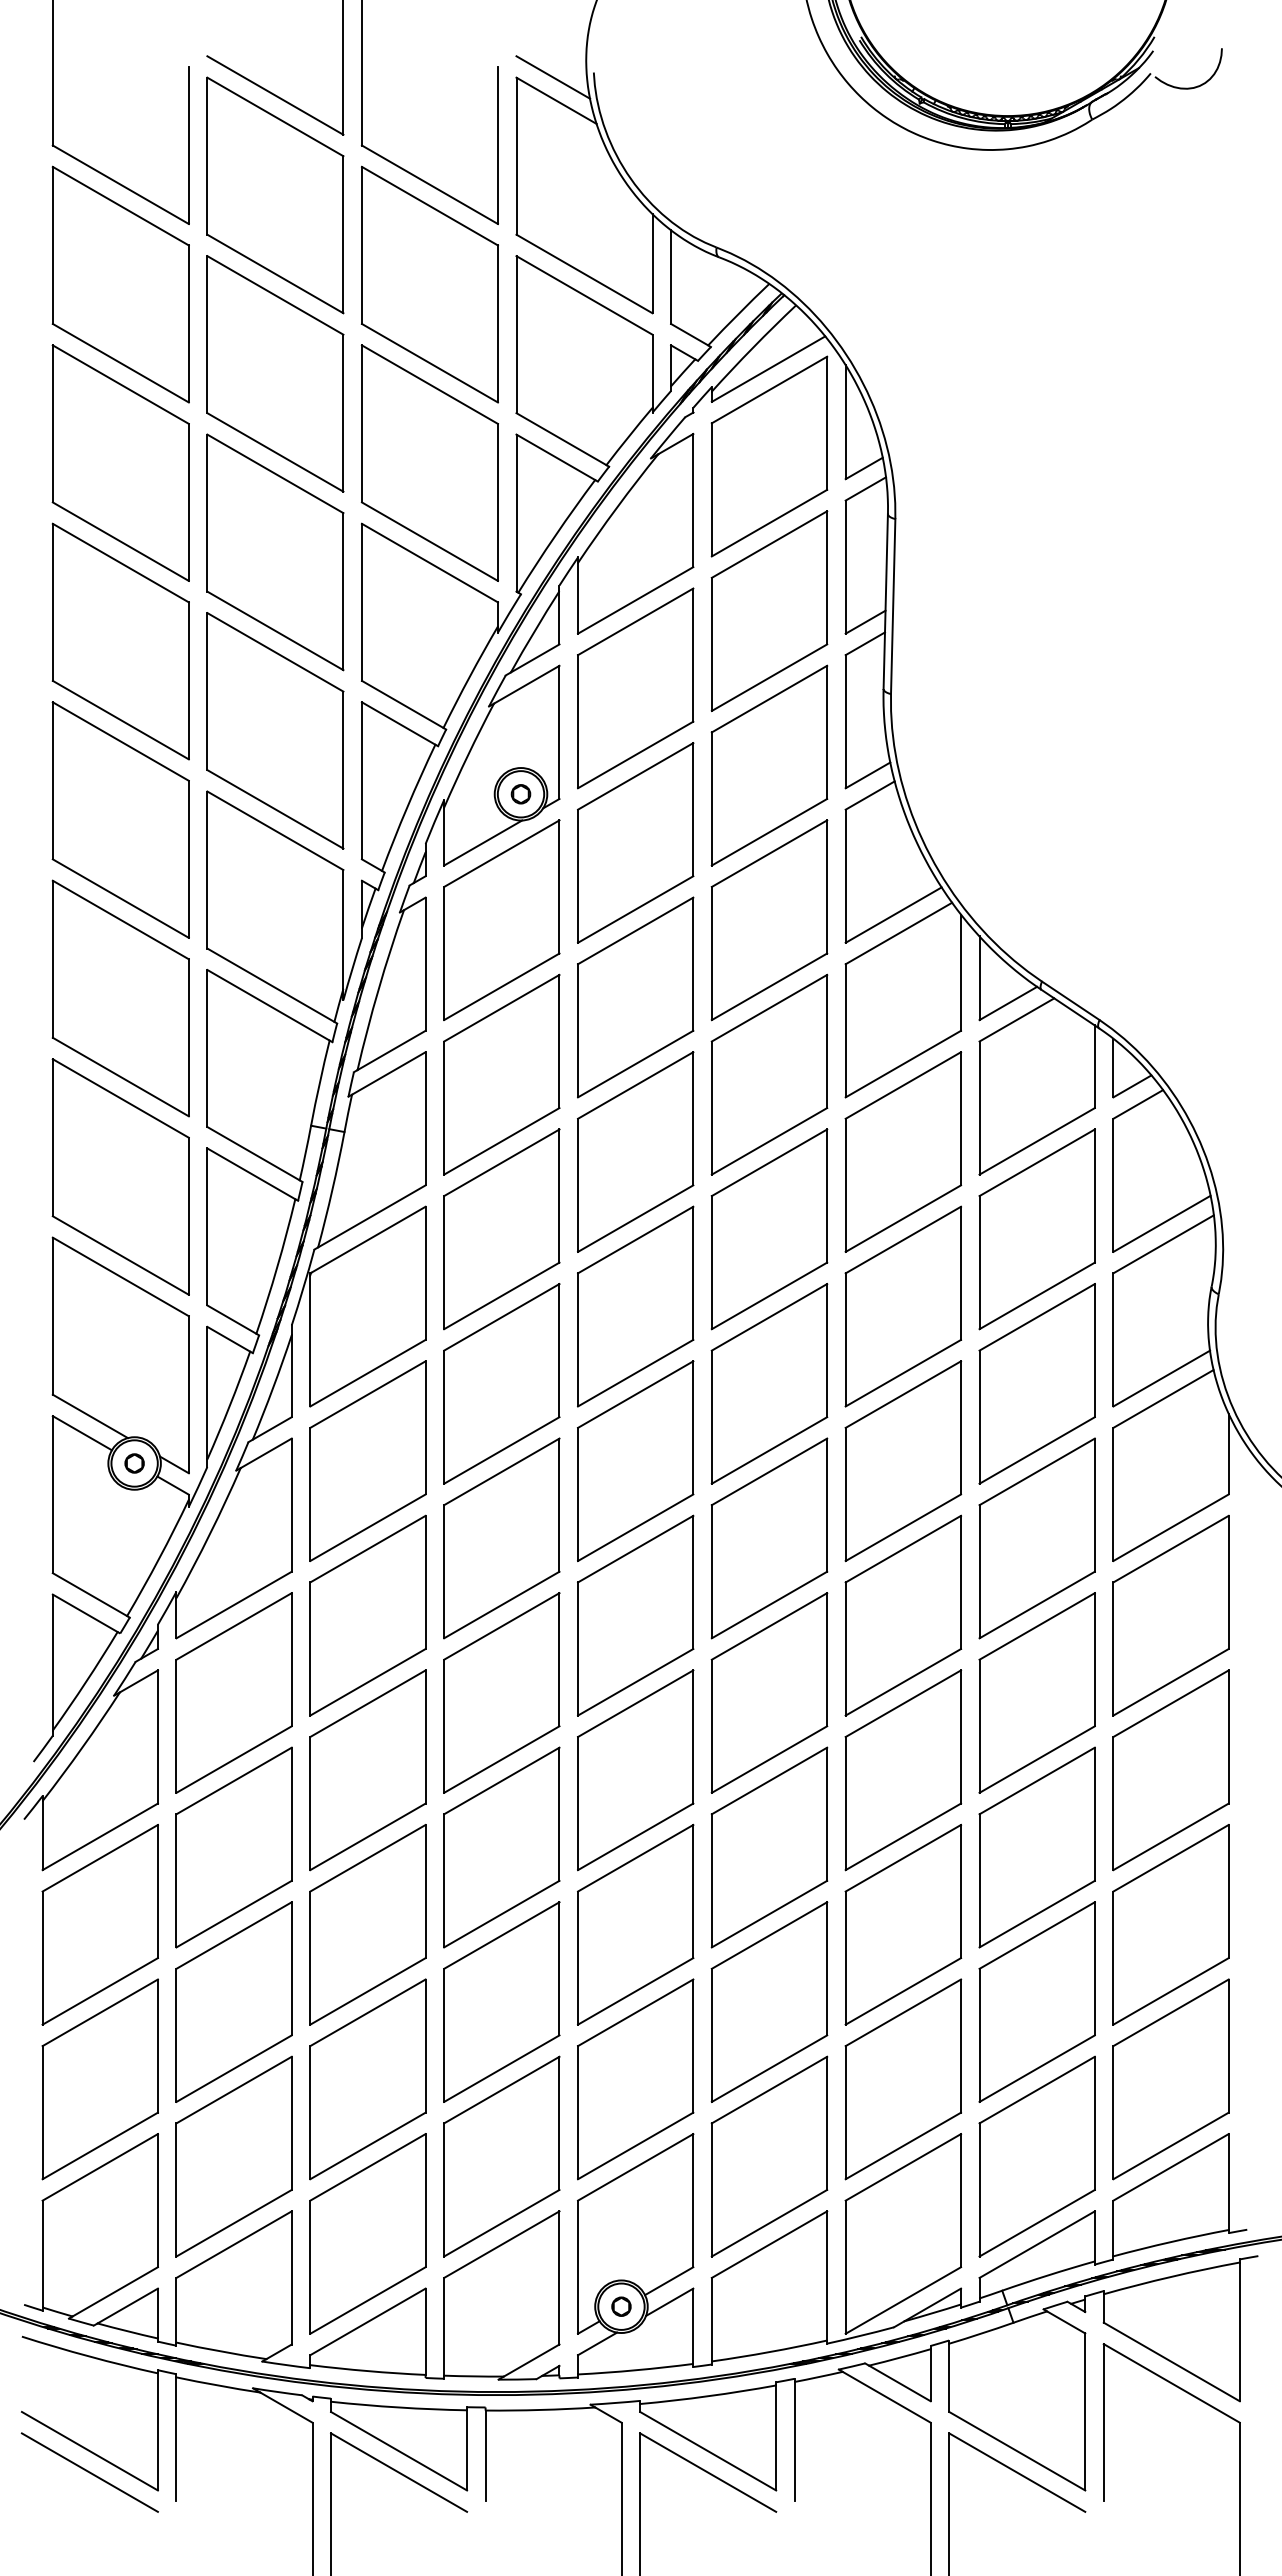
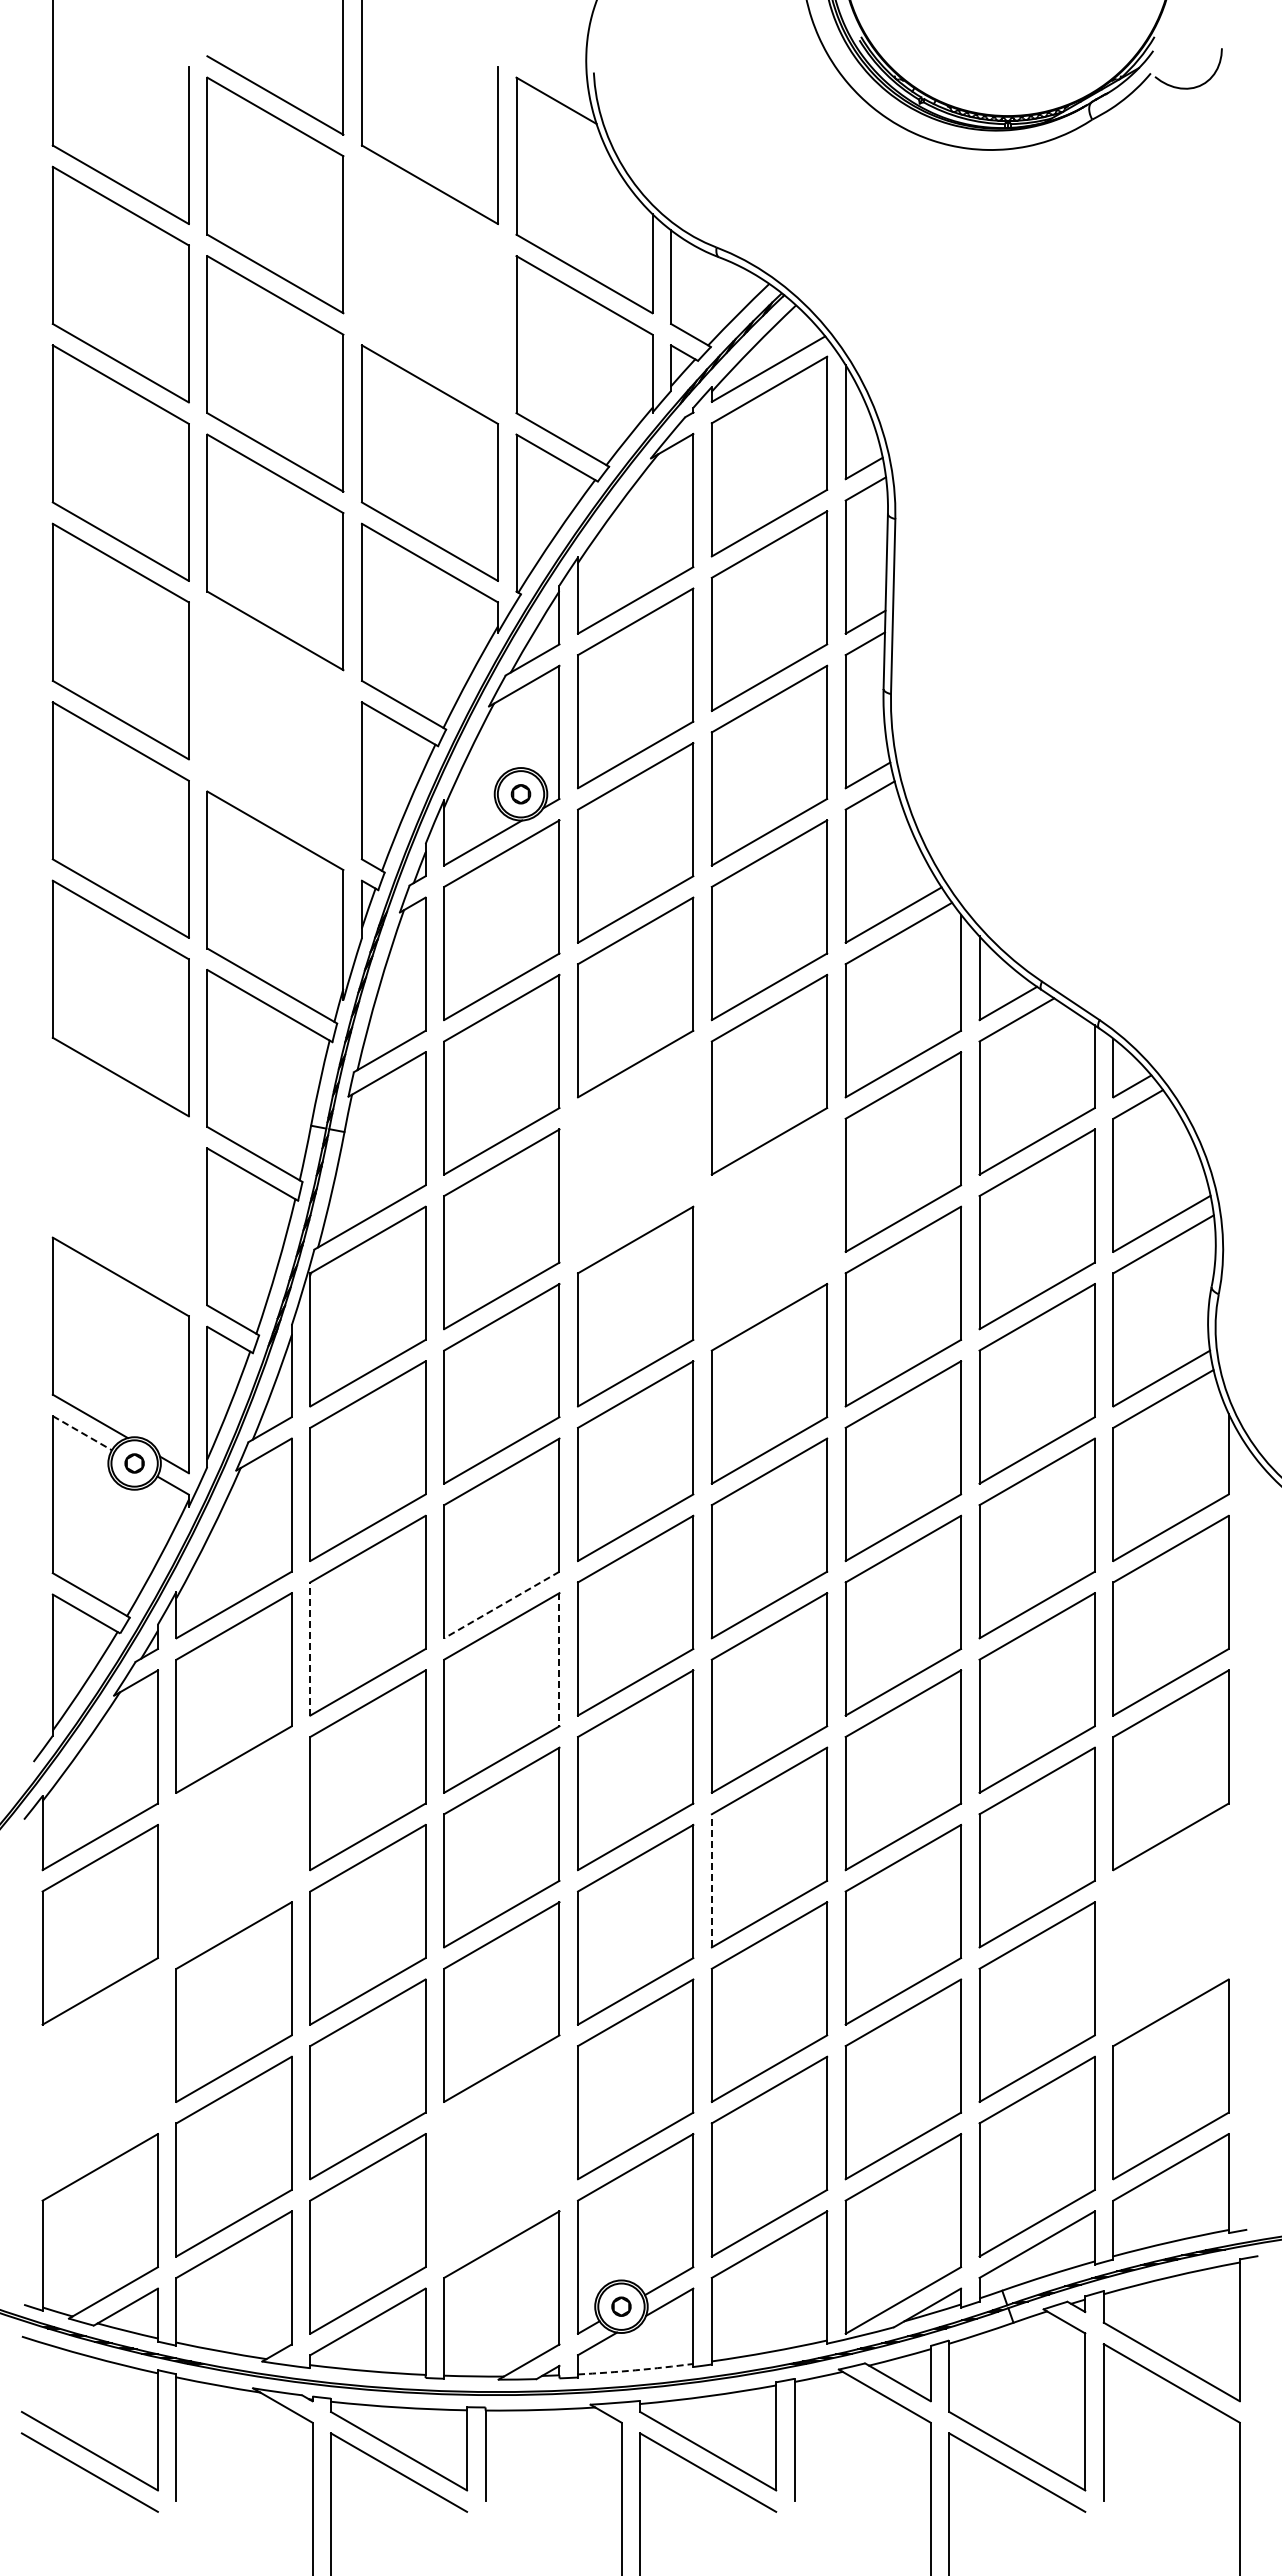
line: present -> none (553, 77)
part: present -> none (429, 284)
part: present -> none (275, 730)
part: present -> none (635, 1151)
part: present -> none (120, 1176)
part: present -> none (769, 1229)
line: solid -> dashed (82, 1433)
line: solid -> dashed (501, 1605)
line: solid -> dashed (310, 1649)
line: solid -> dashed (559, 1659)
part: present -> none (233, 1847)
line: solid -> dashed (711, 1880)
part: present -> none (1170, 1924)
part: present -> none (99, 2079)
part: present -> none (501, 2156)
arc: solid -> dashed (635, 2370)
